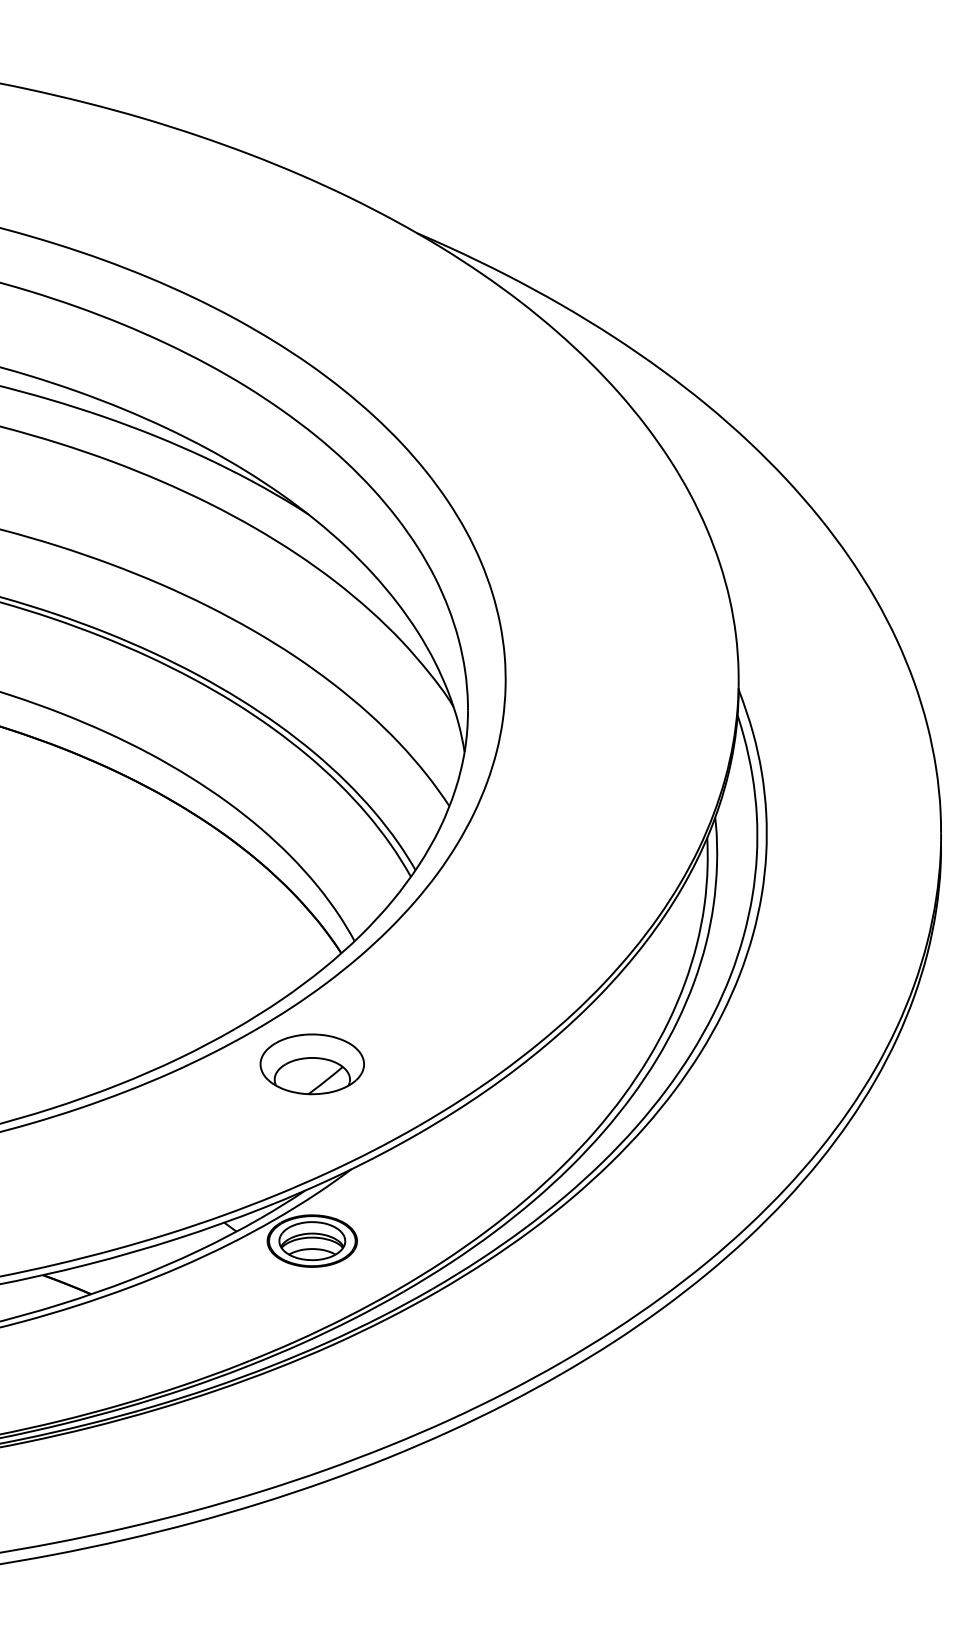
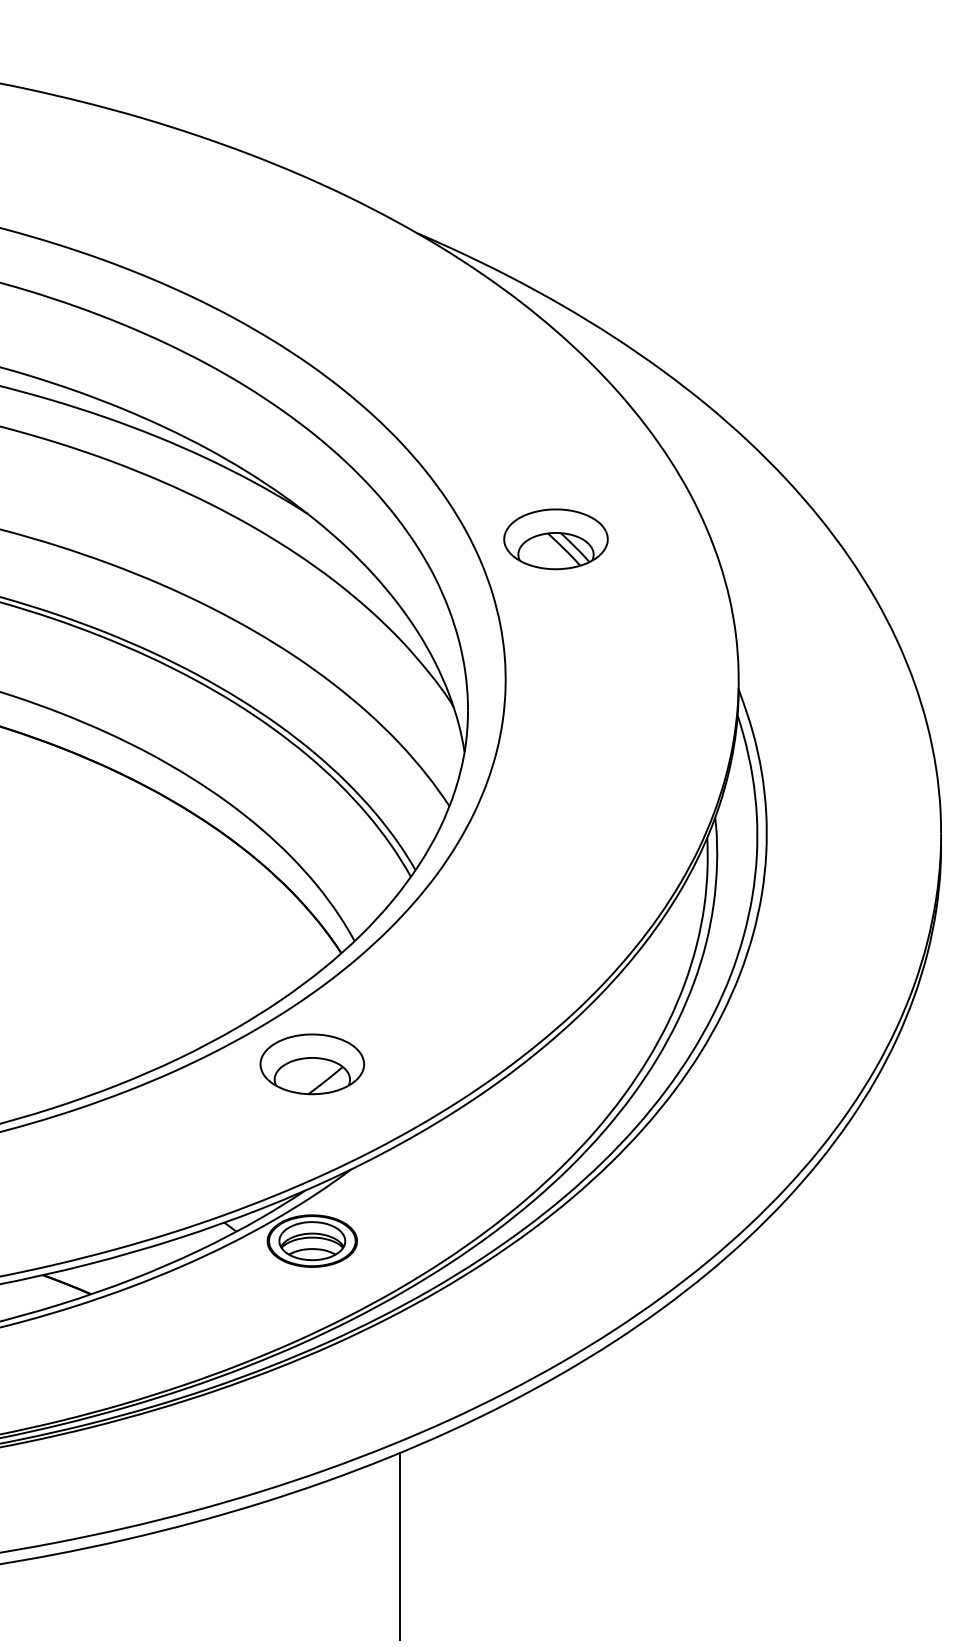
part: none -> present (555, 539)
line: none -> present (399, 1546)
